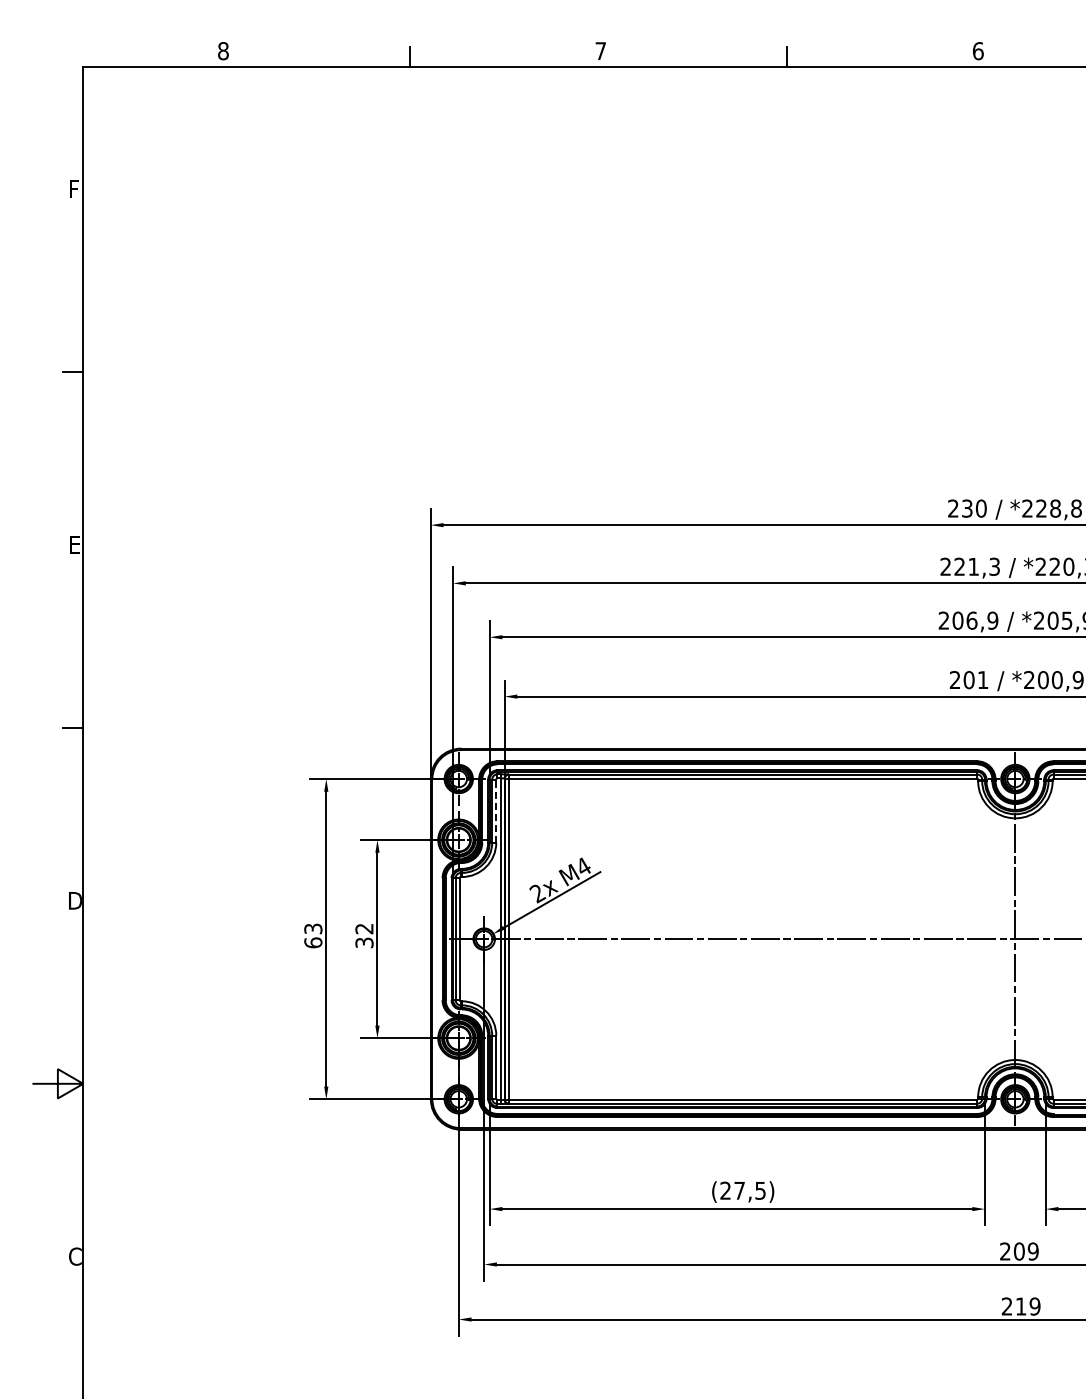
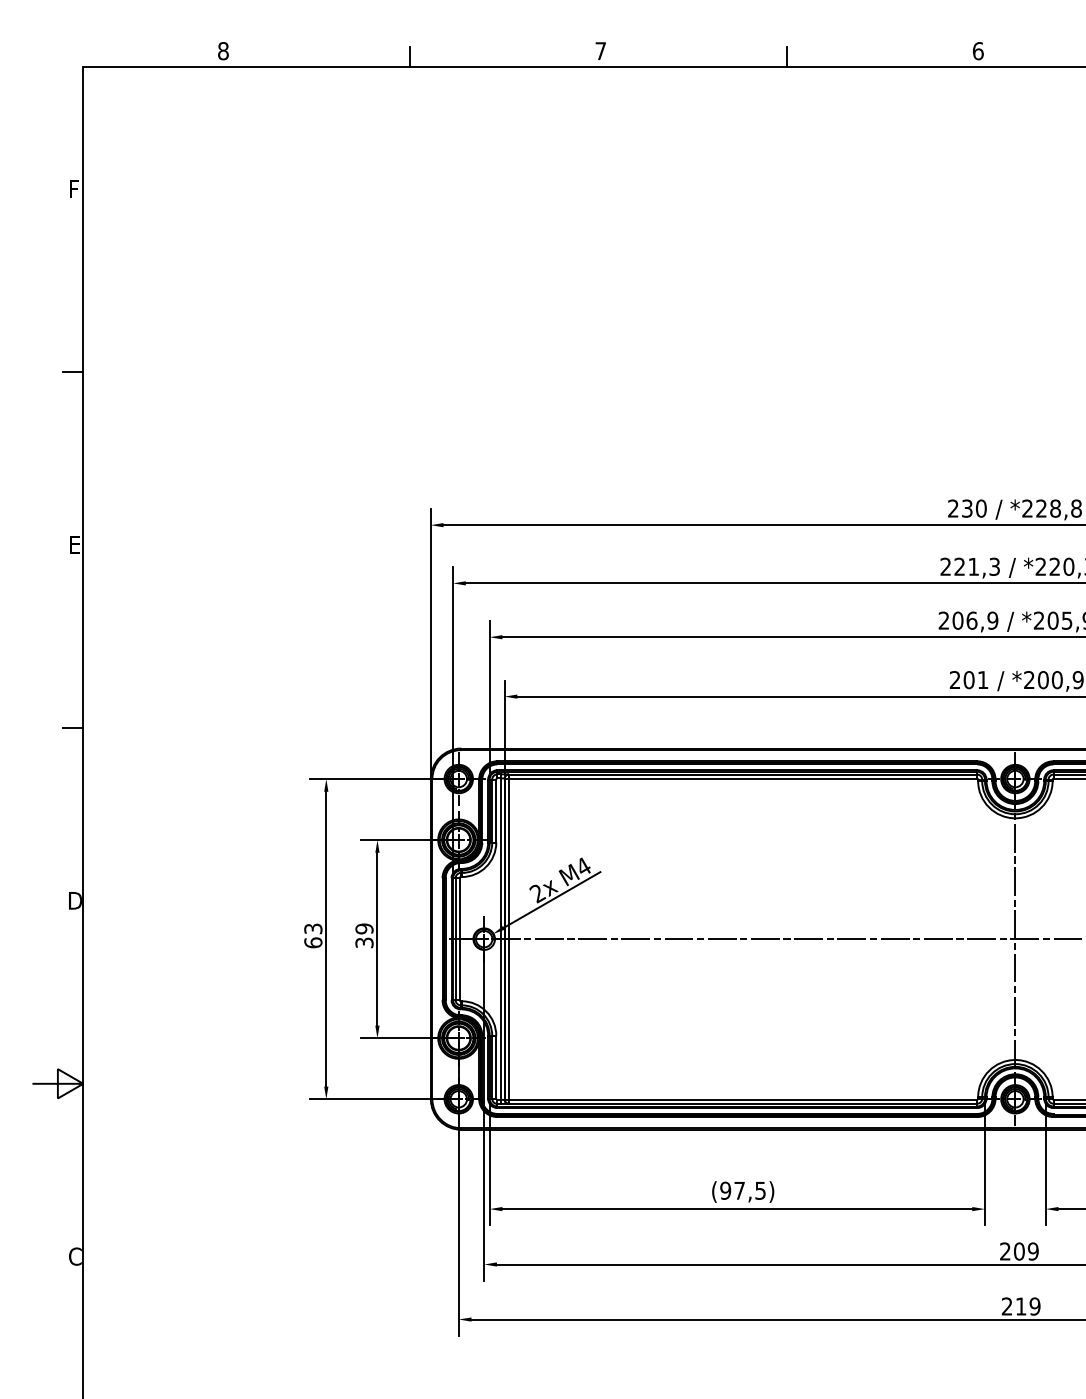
line: dashed -> solid (496, 811)
text: 32 -> 39 (364, 928)
text: (27,5) -> (97,5) (725, 1190)
